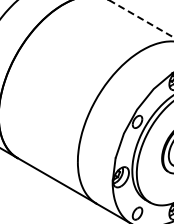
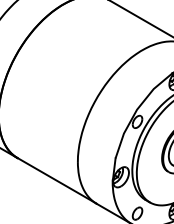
line: dashed -> solid (141, 18)
